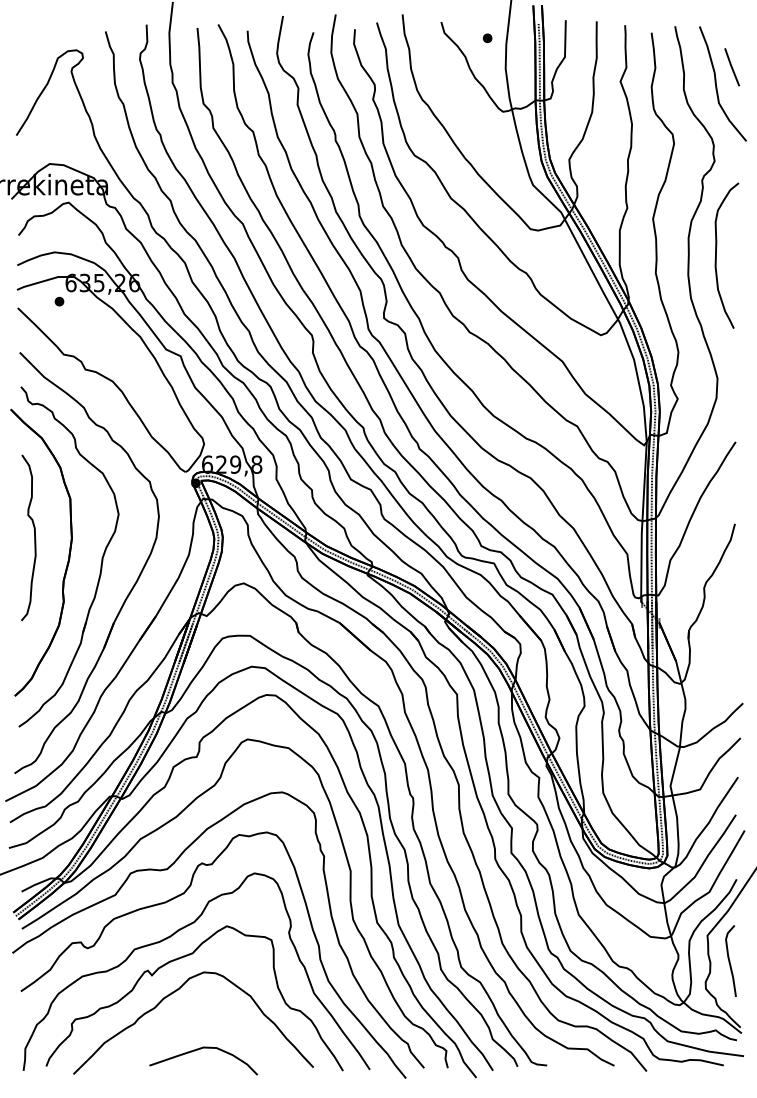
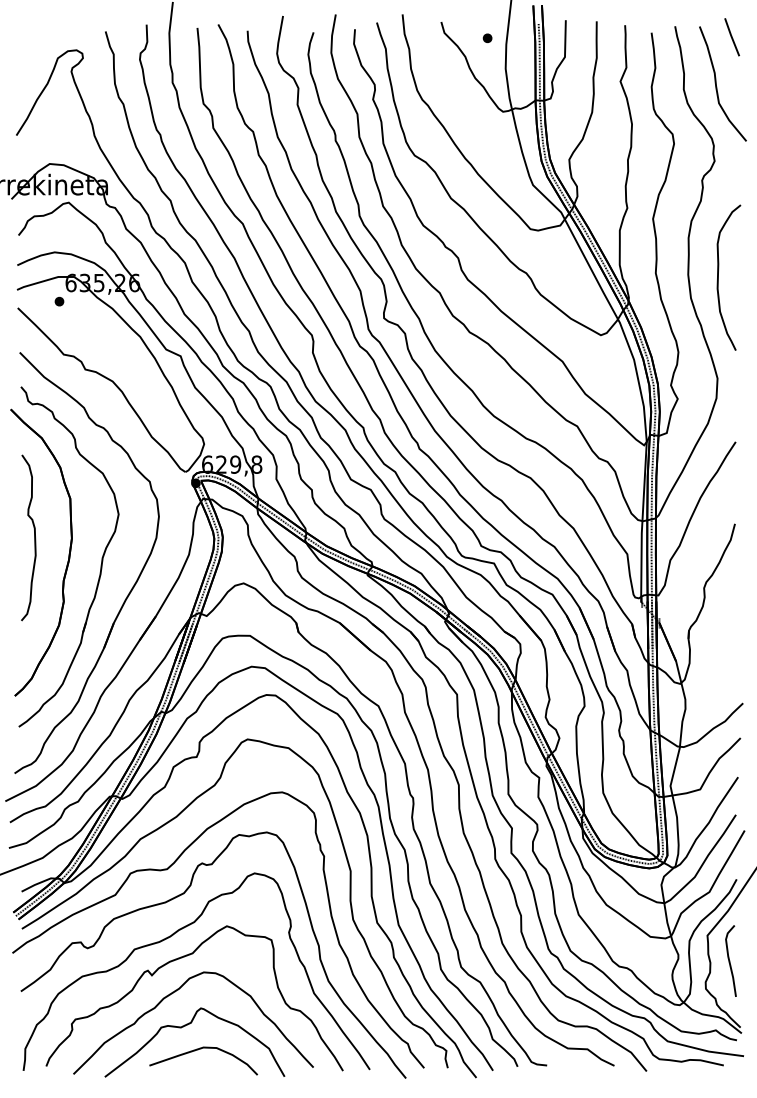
line position: (731, 67) -> (731, 37) (731, 37)
curve position: (716, 255) -> (718, 277) (718, 277)
part: none -> present (185, 1026)
